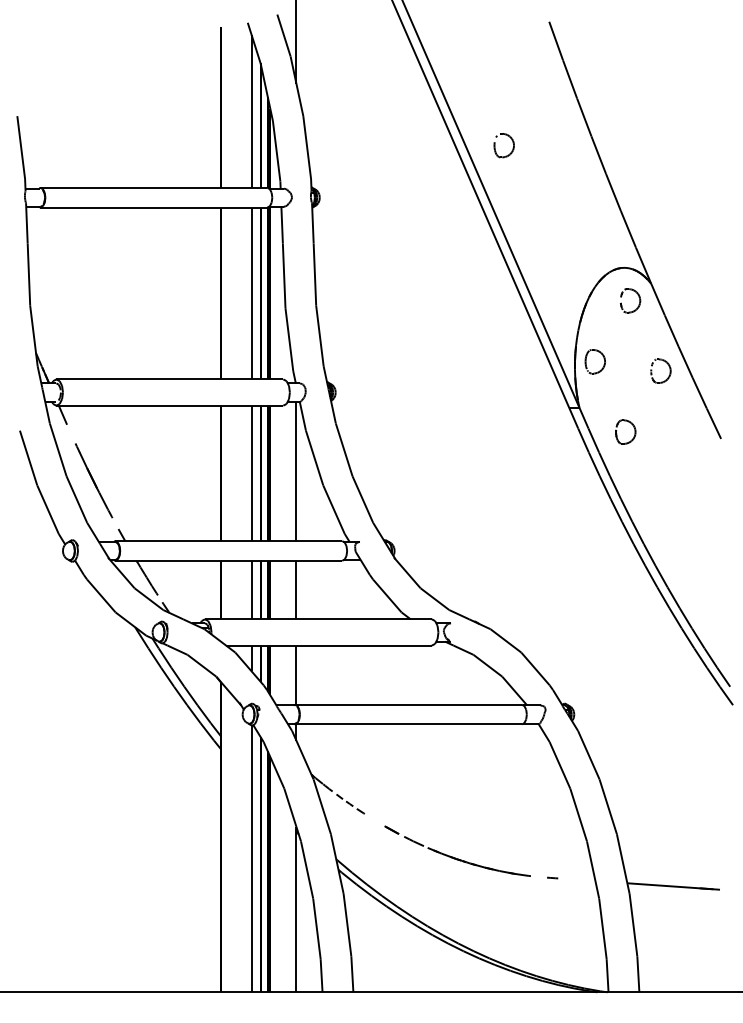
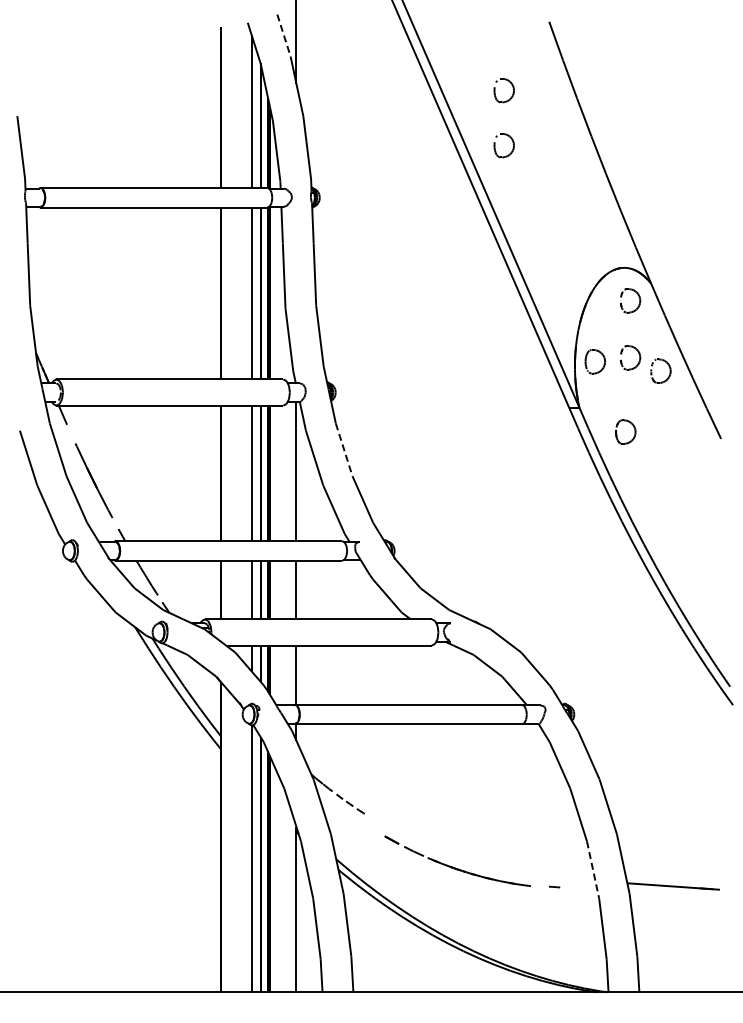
line: solid -> dashed (284, 36)
part: none -> present (495, 90)
part: none -> present (638, 354)
line: solid -> dashed (344, 449)
part position: (453, 856) -> (453, 866) (453, 866)
line: solid -> dashed (593, 870)
part position: (552, 877) -> (554, 886) (554, 886)
